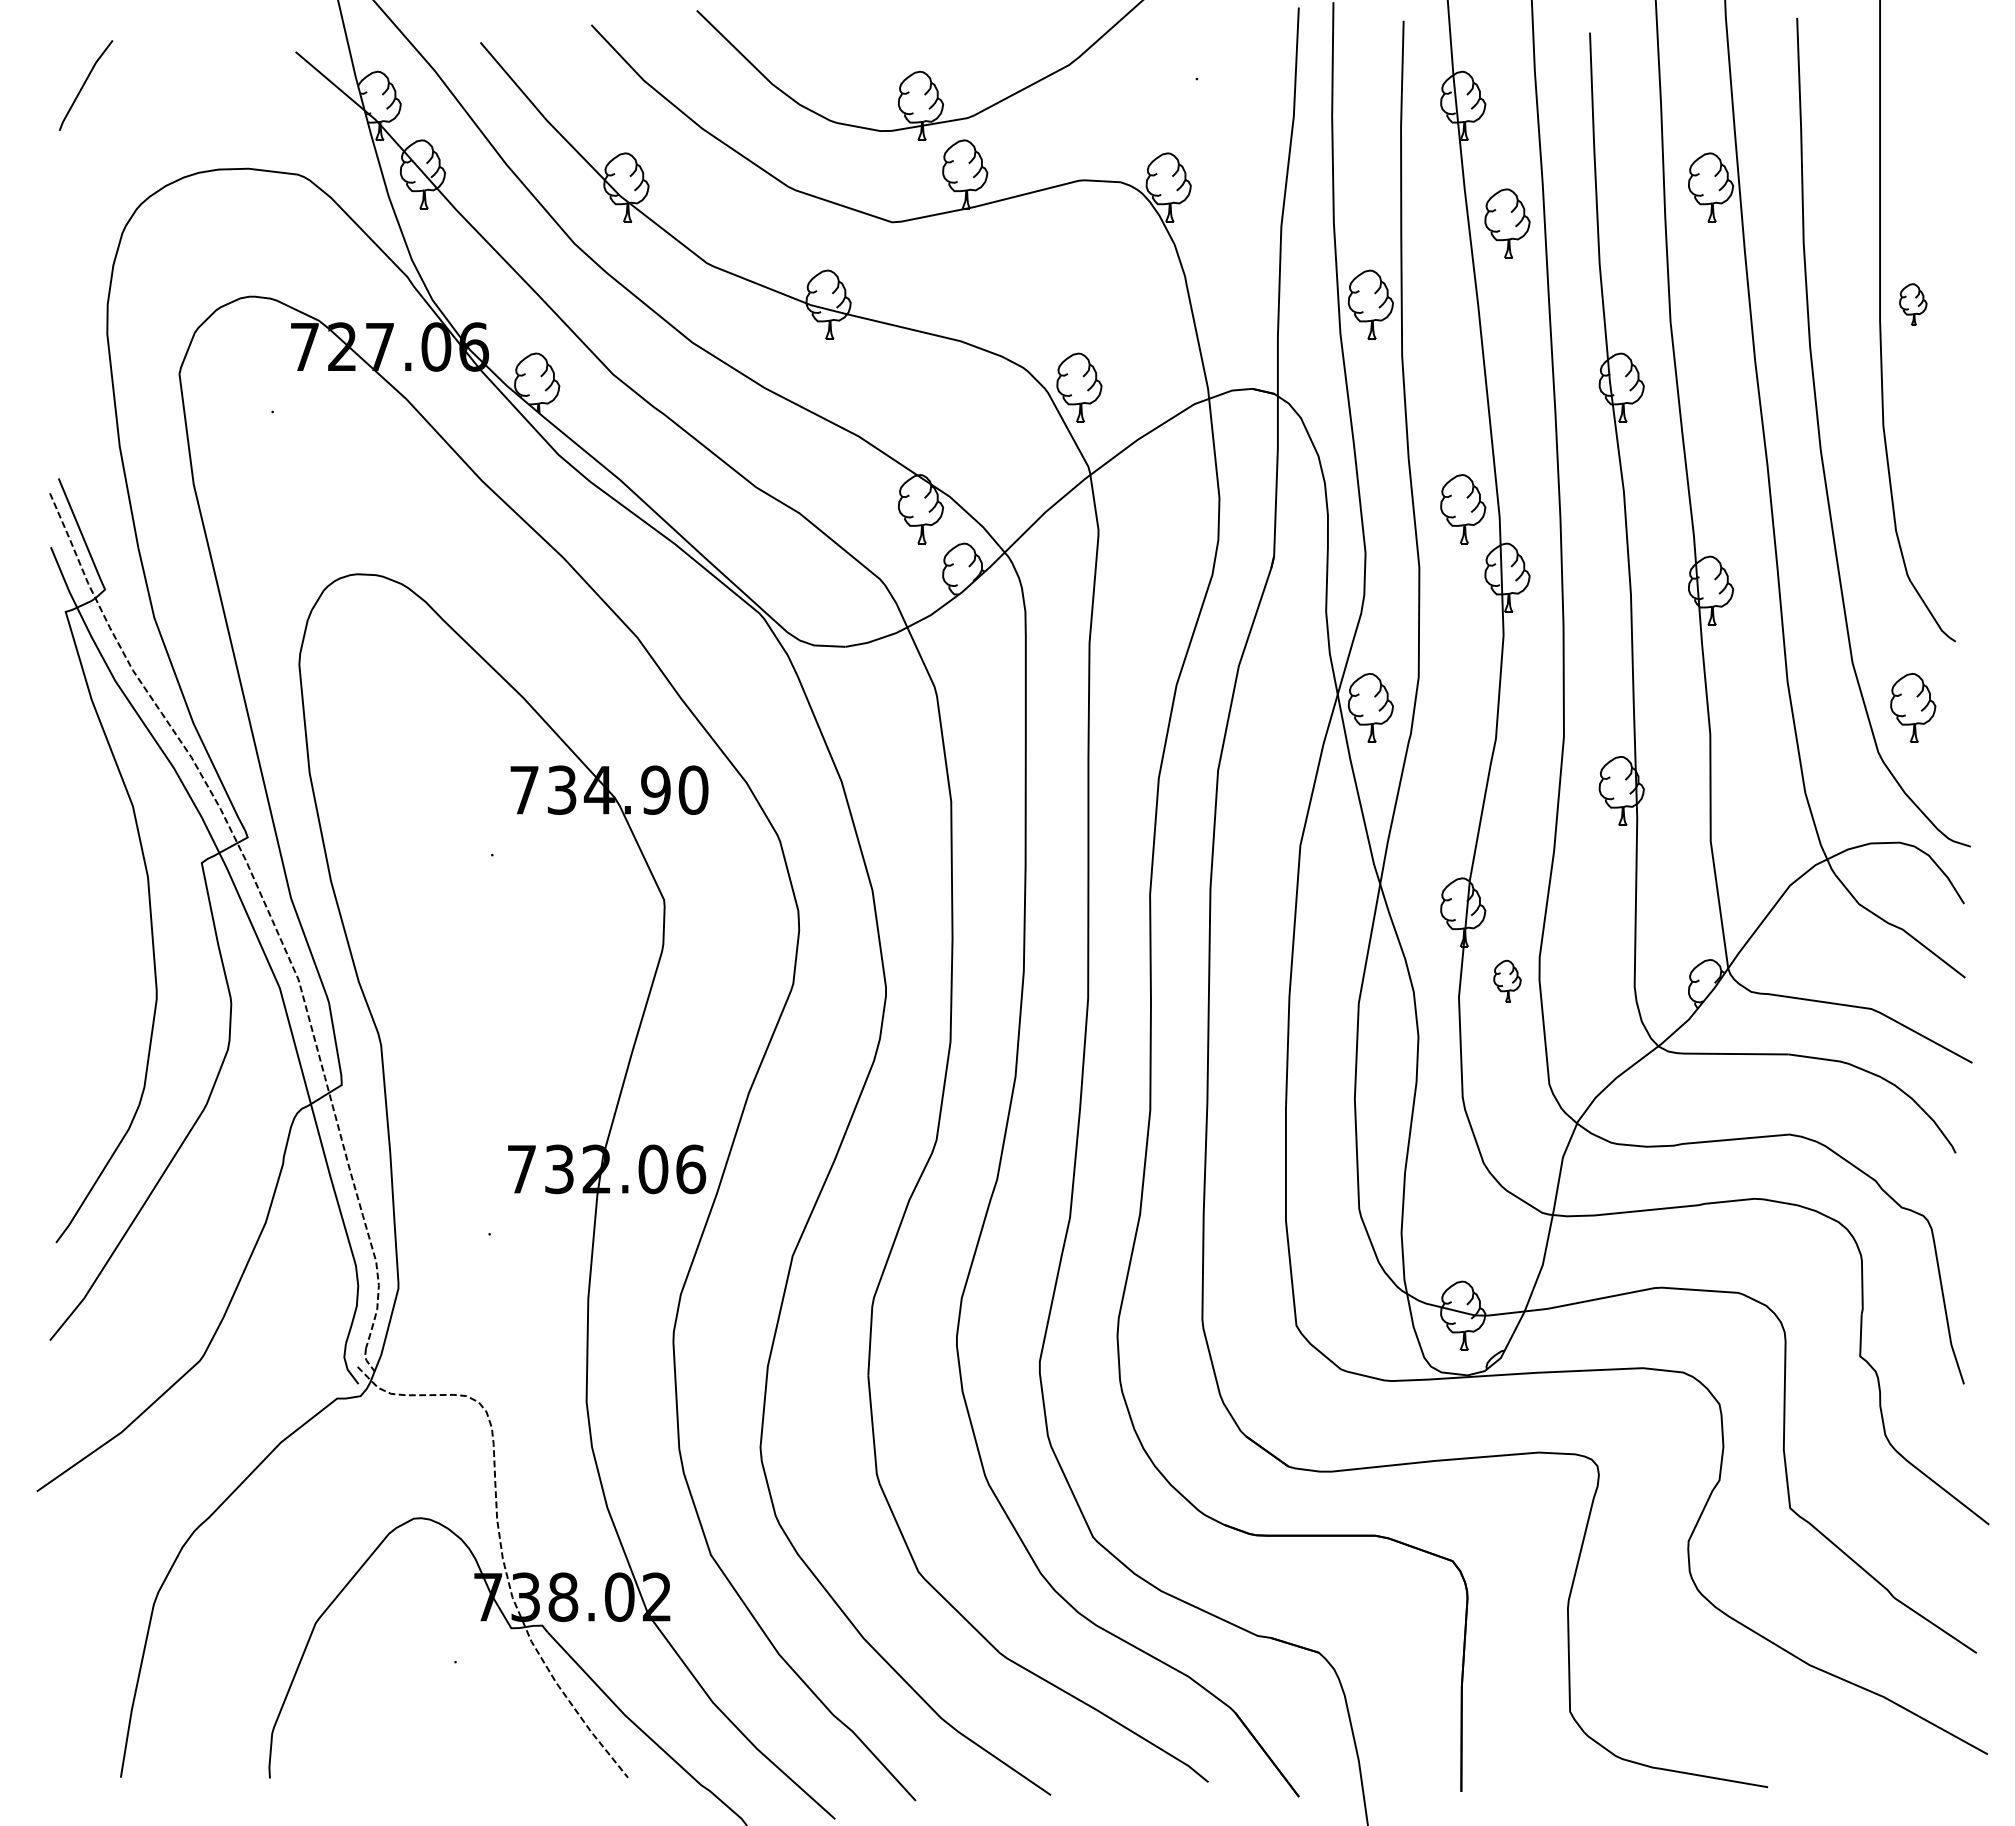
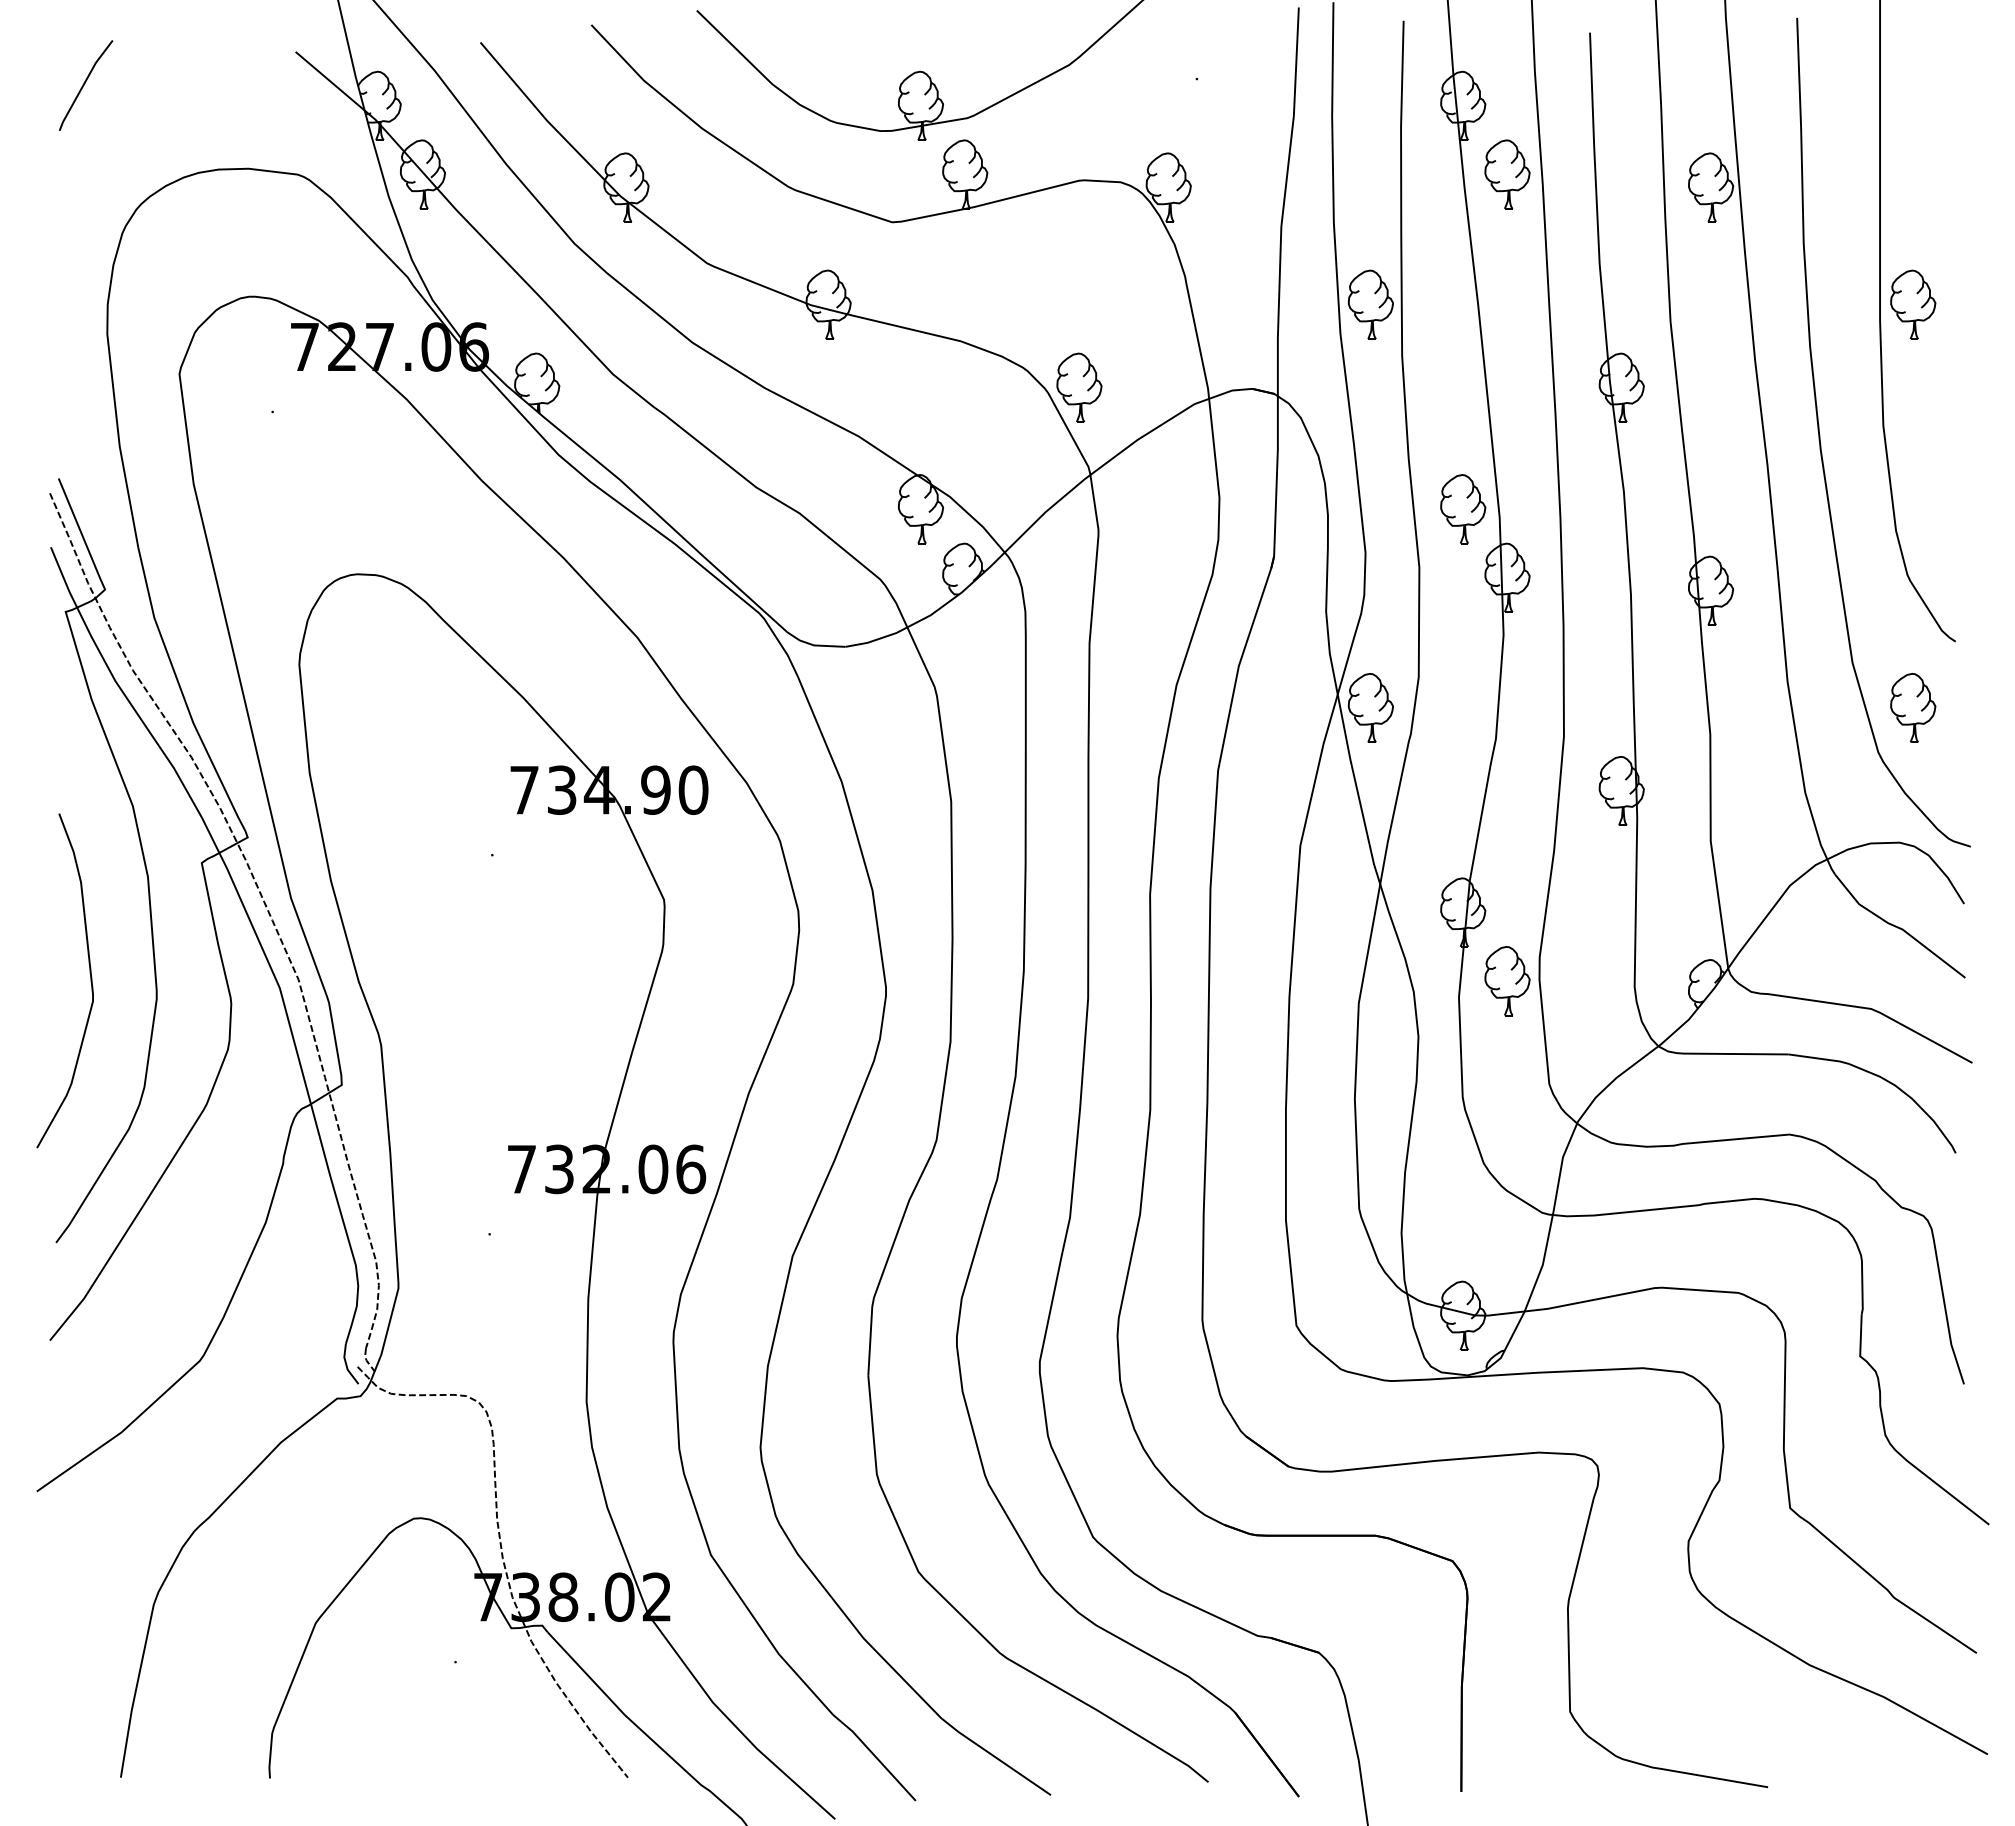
part position: (1507, 223) -> (1507, 174) (1507, 174)
part size: 29x43 px -> 47x71 px (1913, 304)
curve: none -> present (89, 973)
part size: 29x44 px -> 47x71 px (1507, 981)
